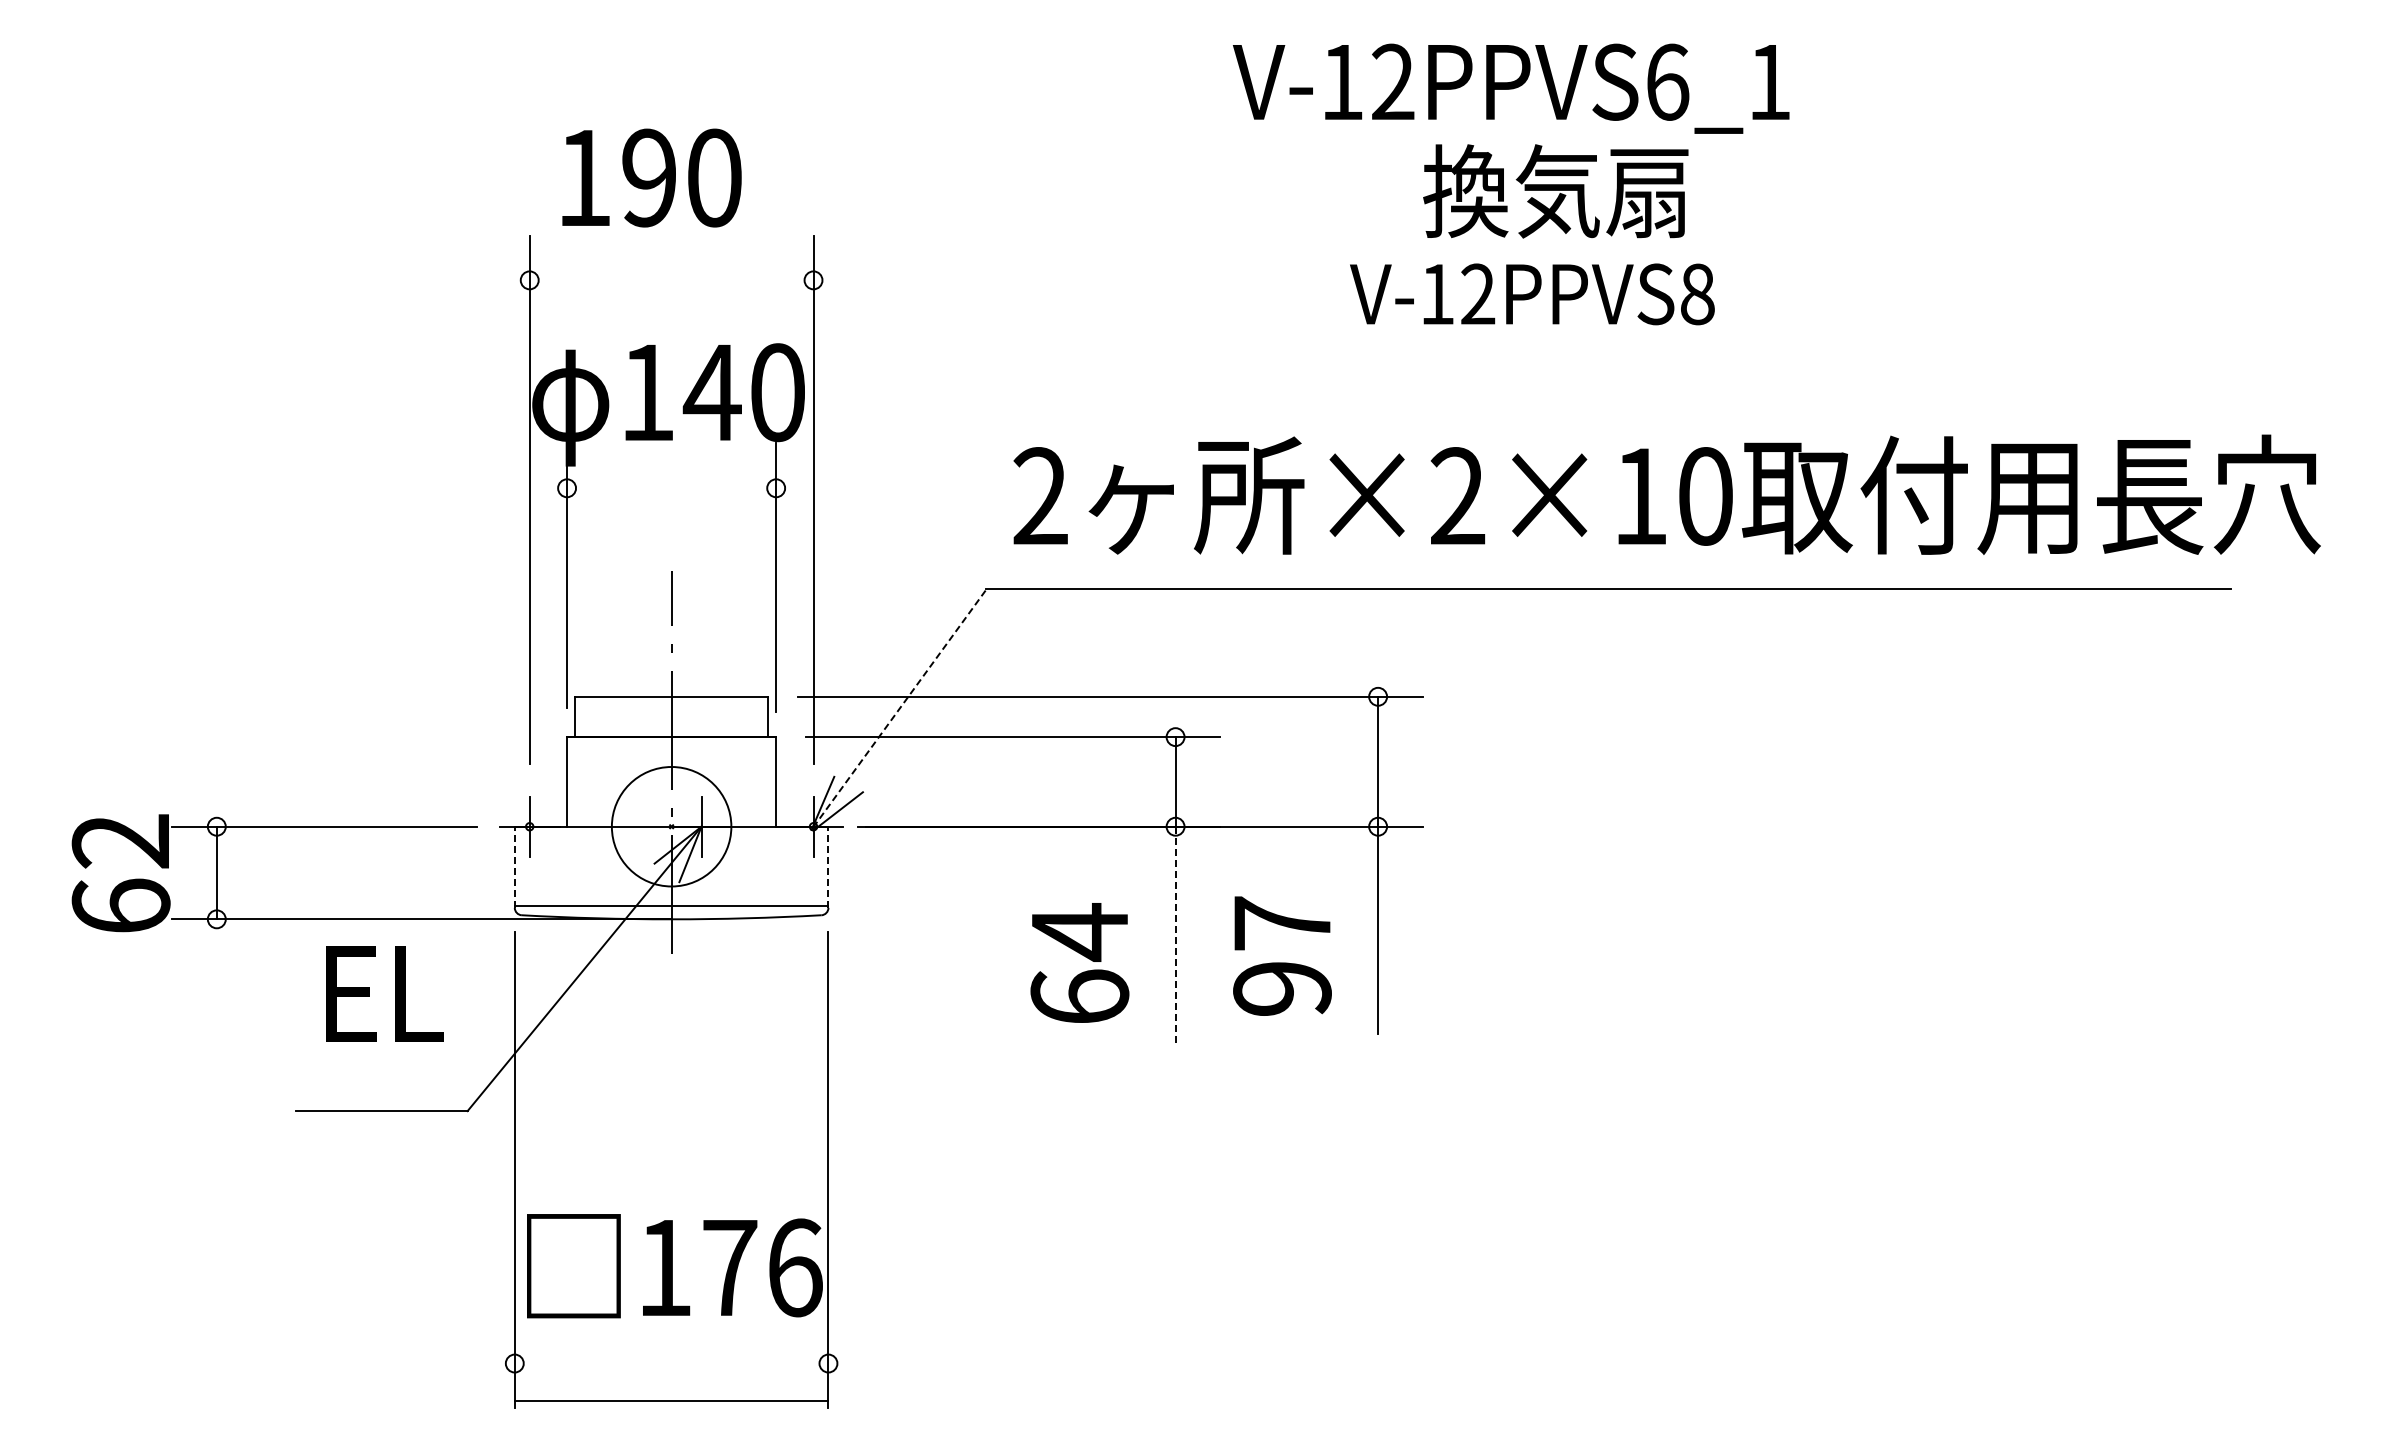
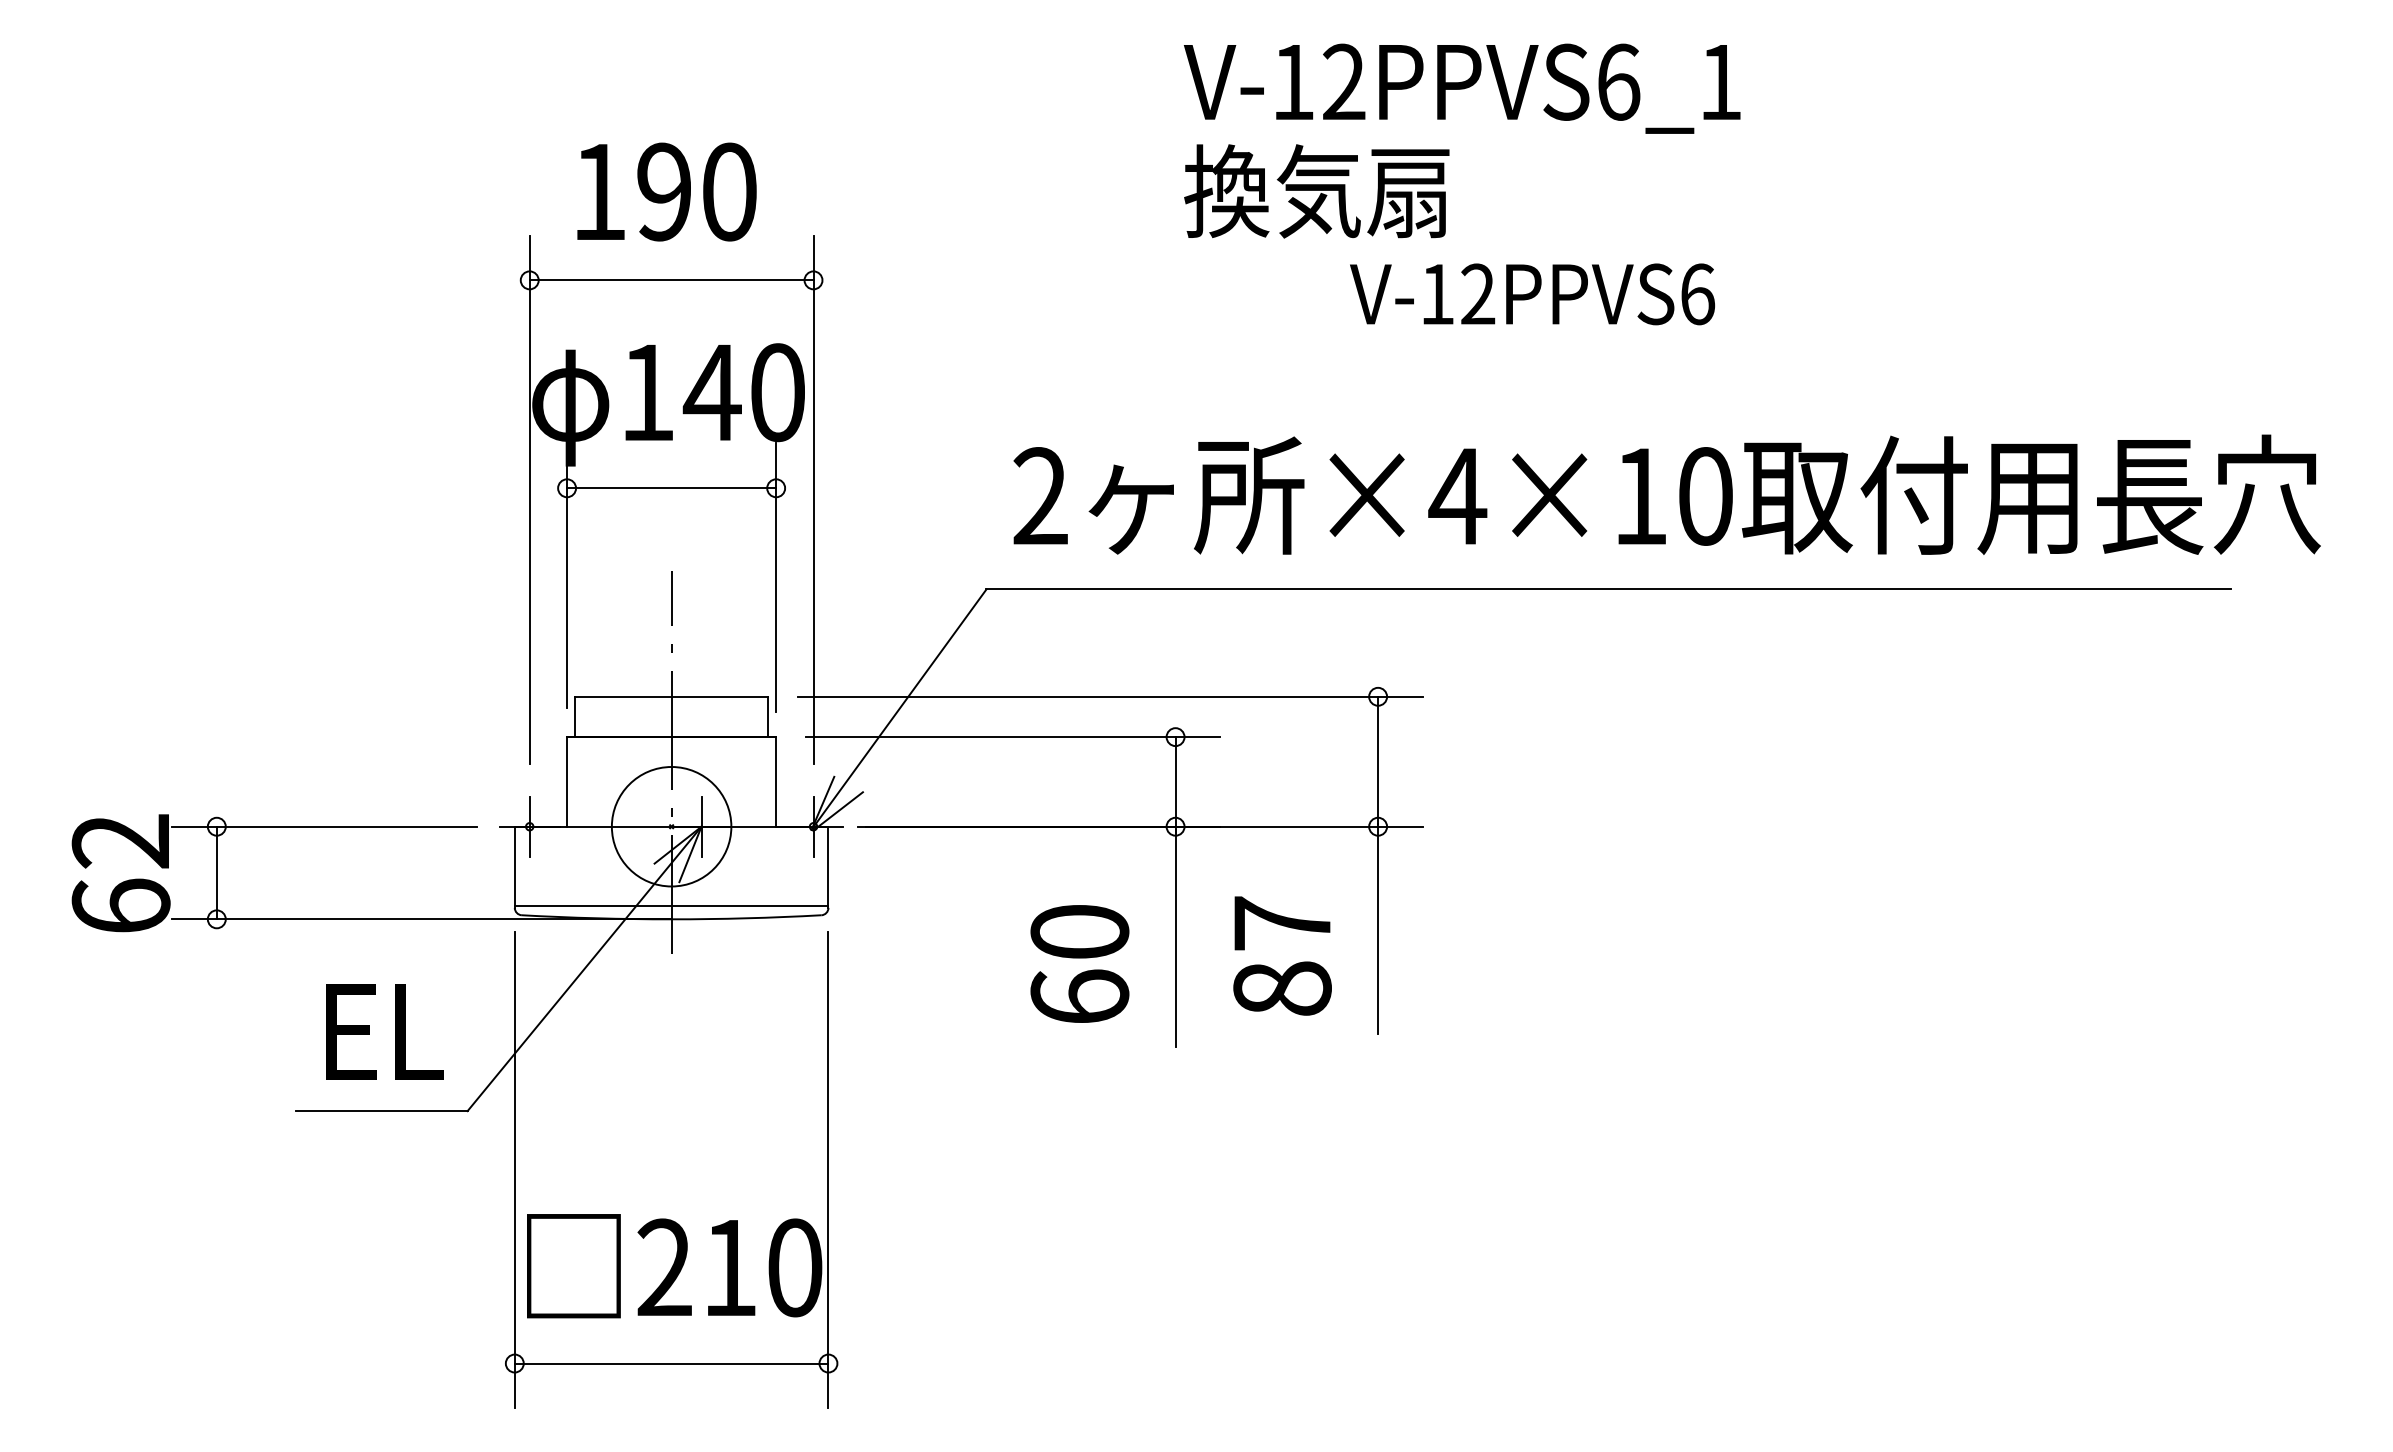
text position: (1511, 88) -> (1462, 88) (1462, 88)
text position: (651, 177) -> (666, 191) (666, 191)
text position: (1555, 191) -> (1316, 191) (1316, 191)
line: none -> present (671, 280)
text: V-12PPVS8 -> V-12PPVS6 (1698, 294)
line: none -> present (671, 488)
text: ×2×10 -> ×4×10 (1457, 495)
line: dashed -> solid (900, 708)
line: dashed -> solid (514, 867)
line: dashed -> solid (828, 867)
text: 64 -> 60 (1079, 932)
line: dashed -> solid (1175, 937)
text: 97 -> 87 (1282, 988)
text position: (384, 993) -> (384, 1031) (384, 1031)
text: 176 -> 210 (729, 1267)
line position: (671, 1400) -> (671, 1363) (671, 1363)
